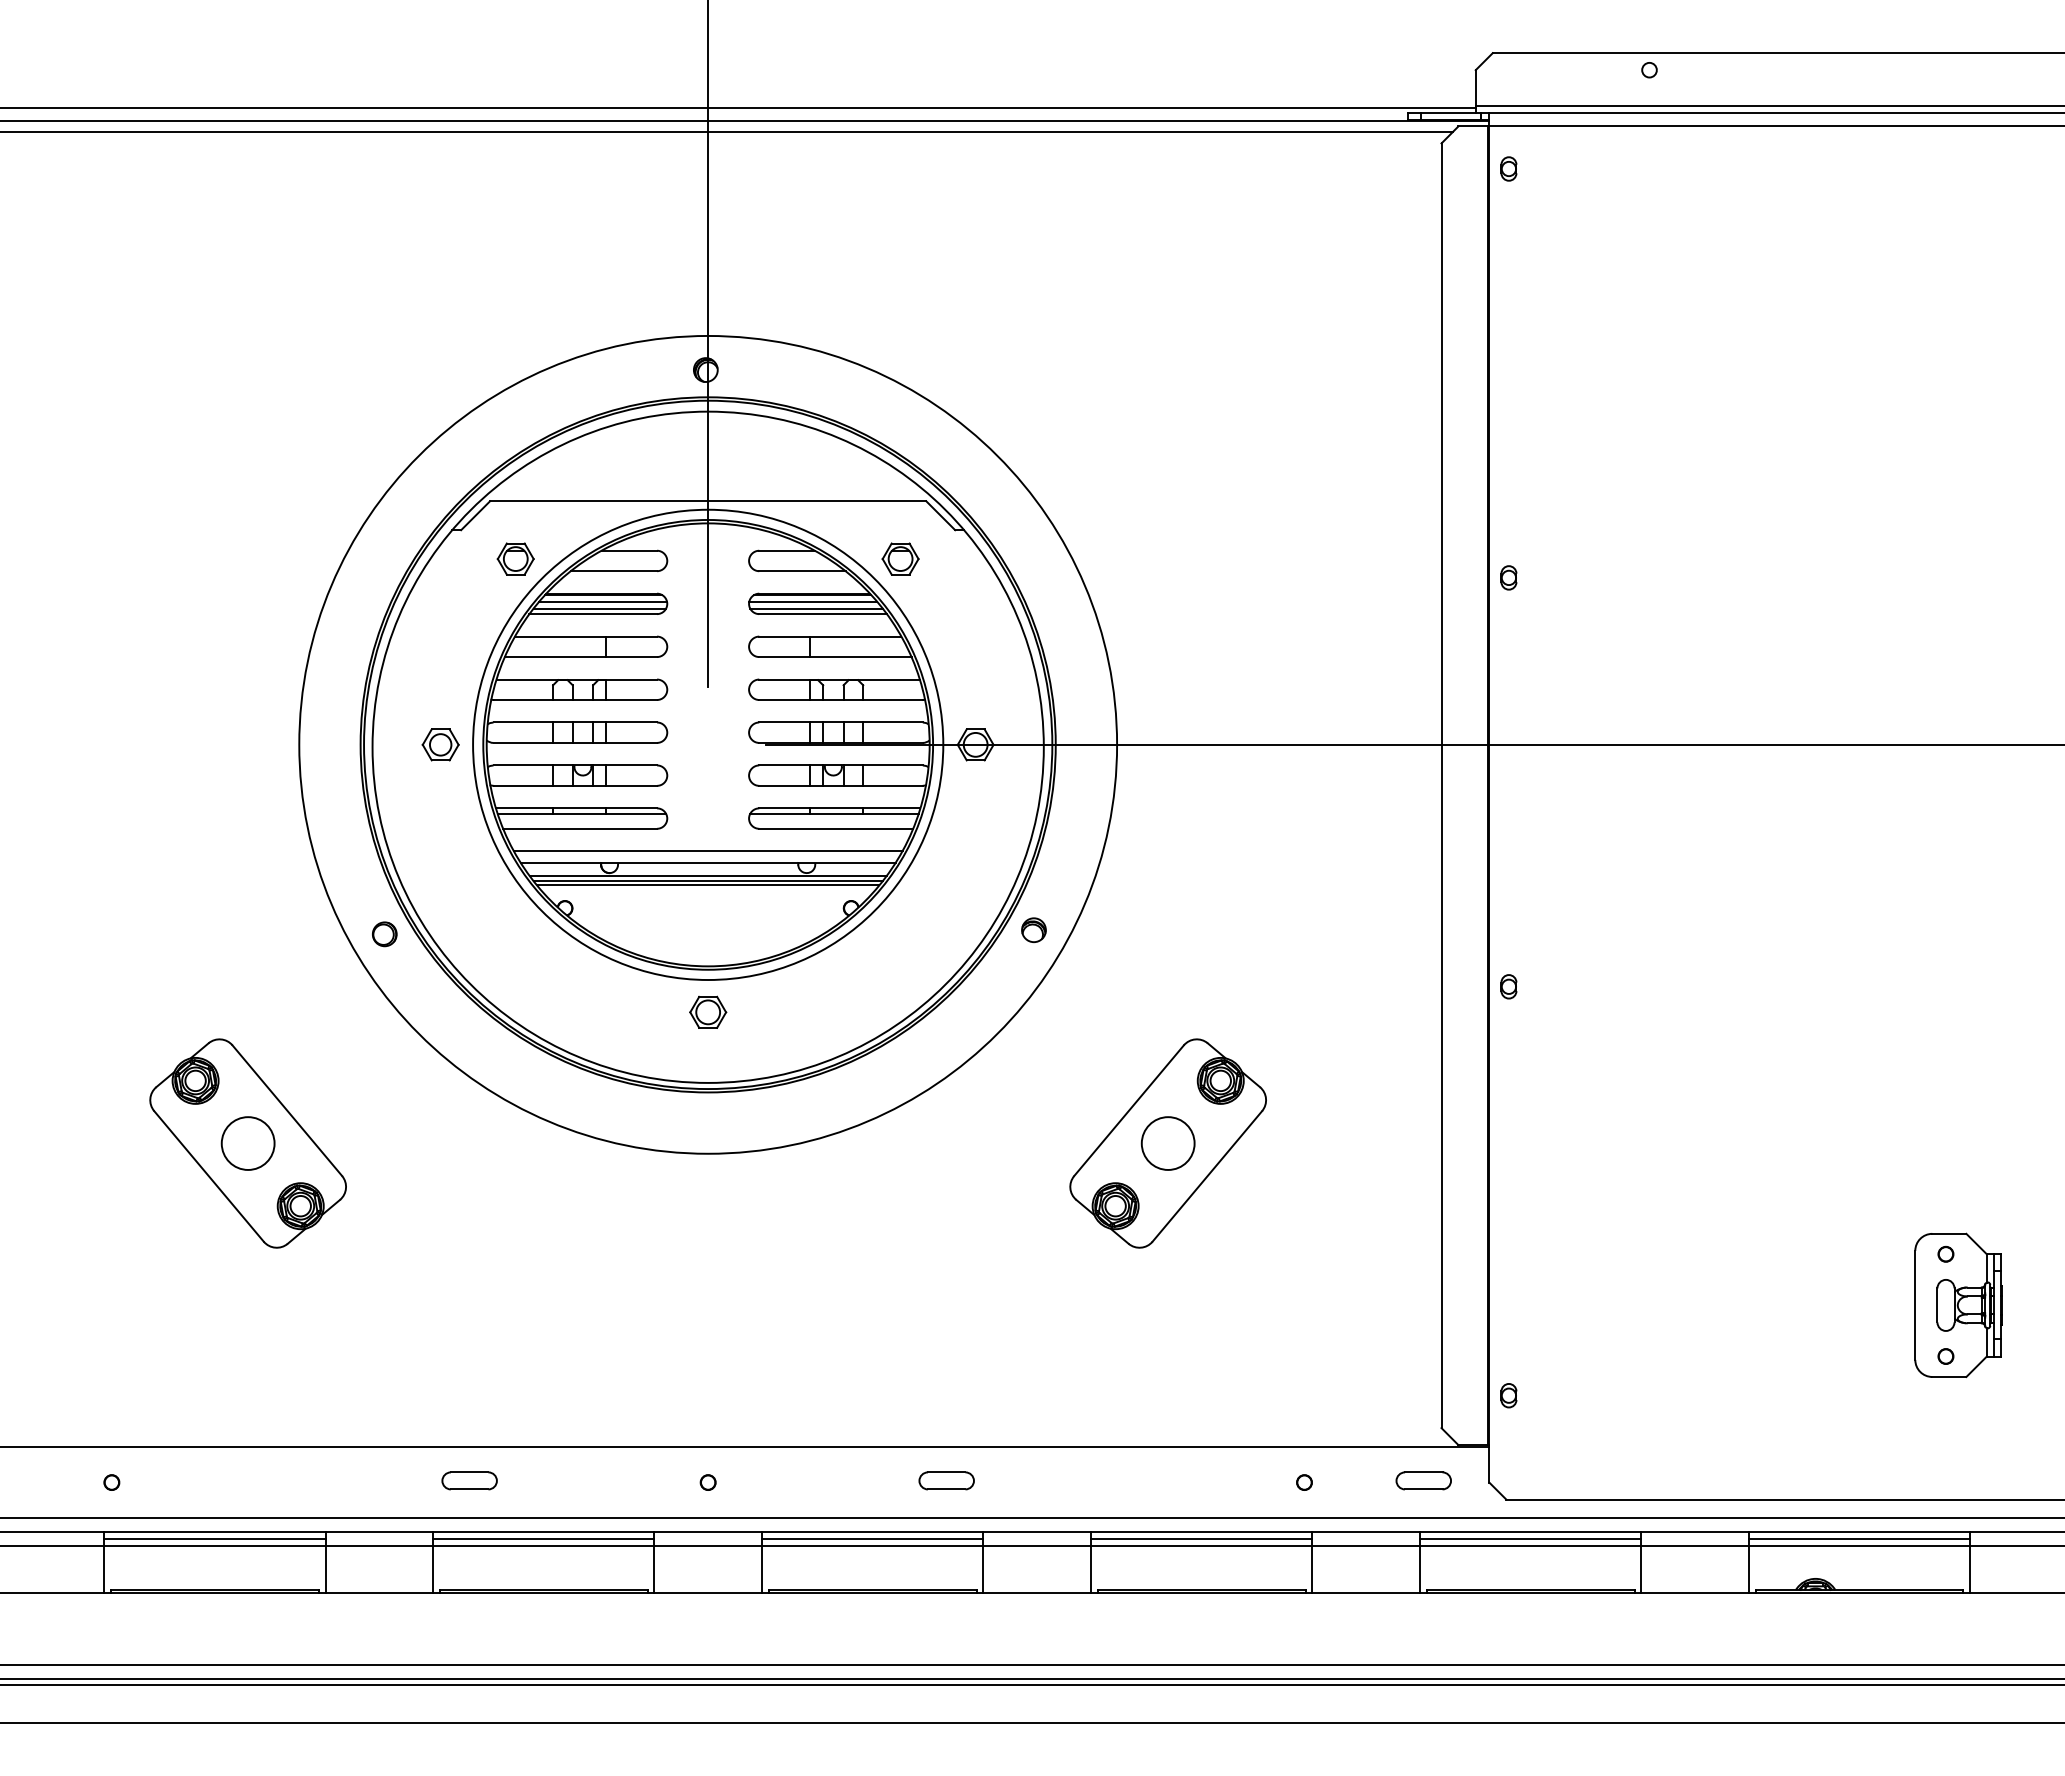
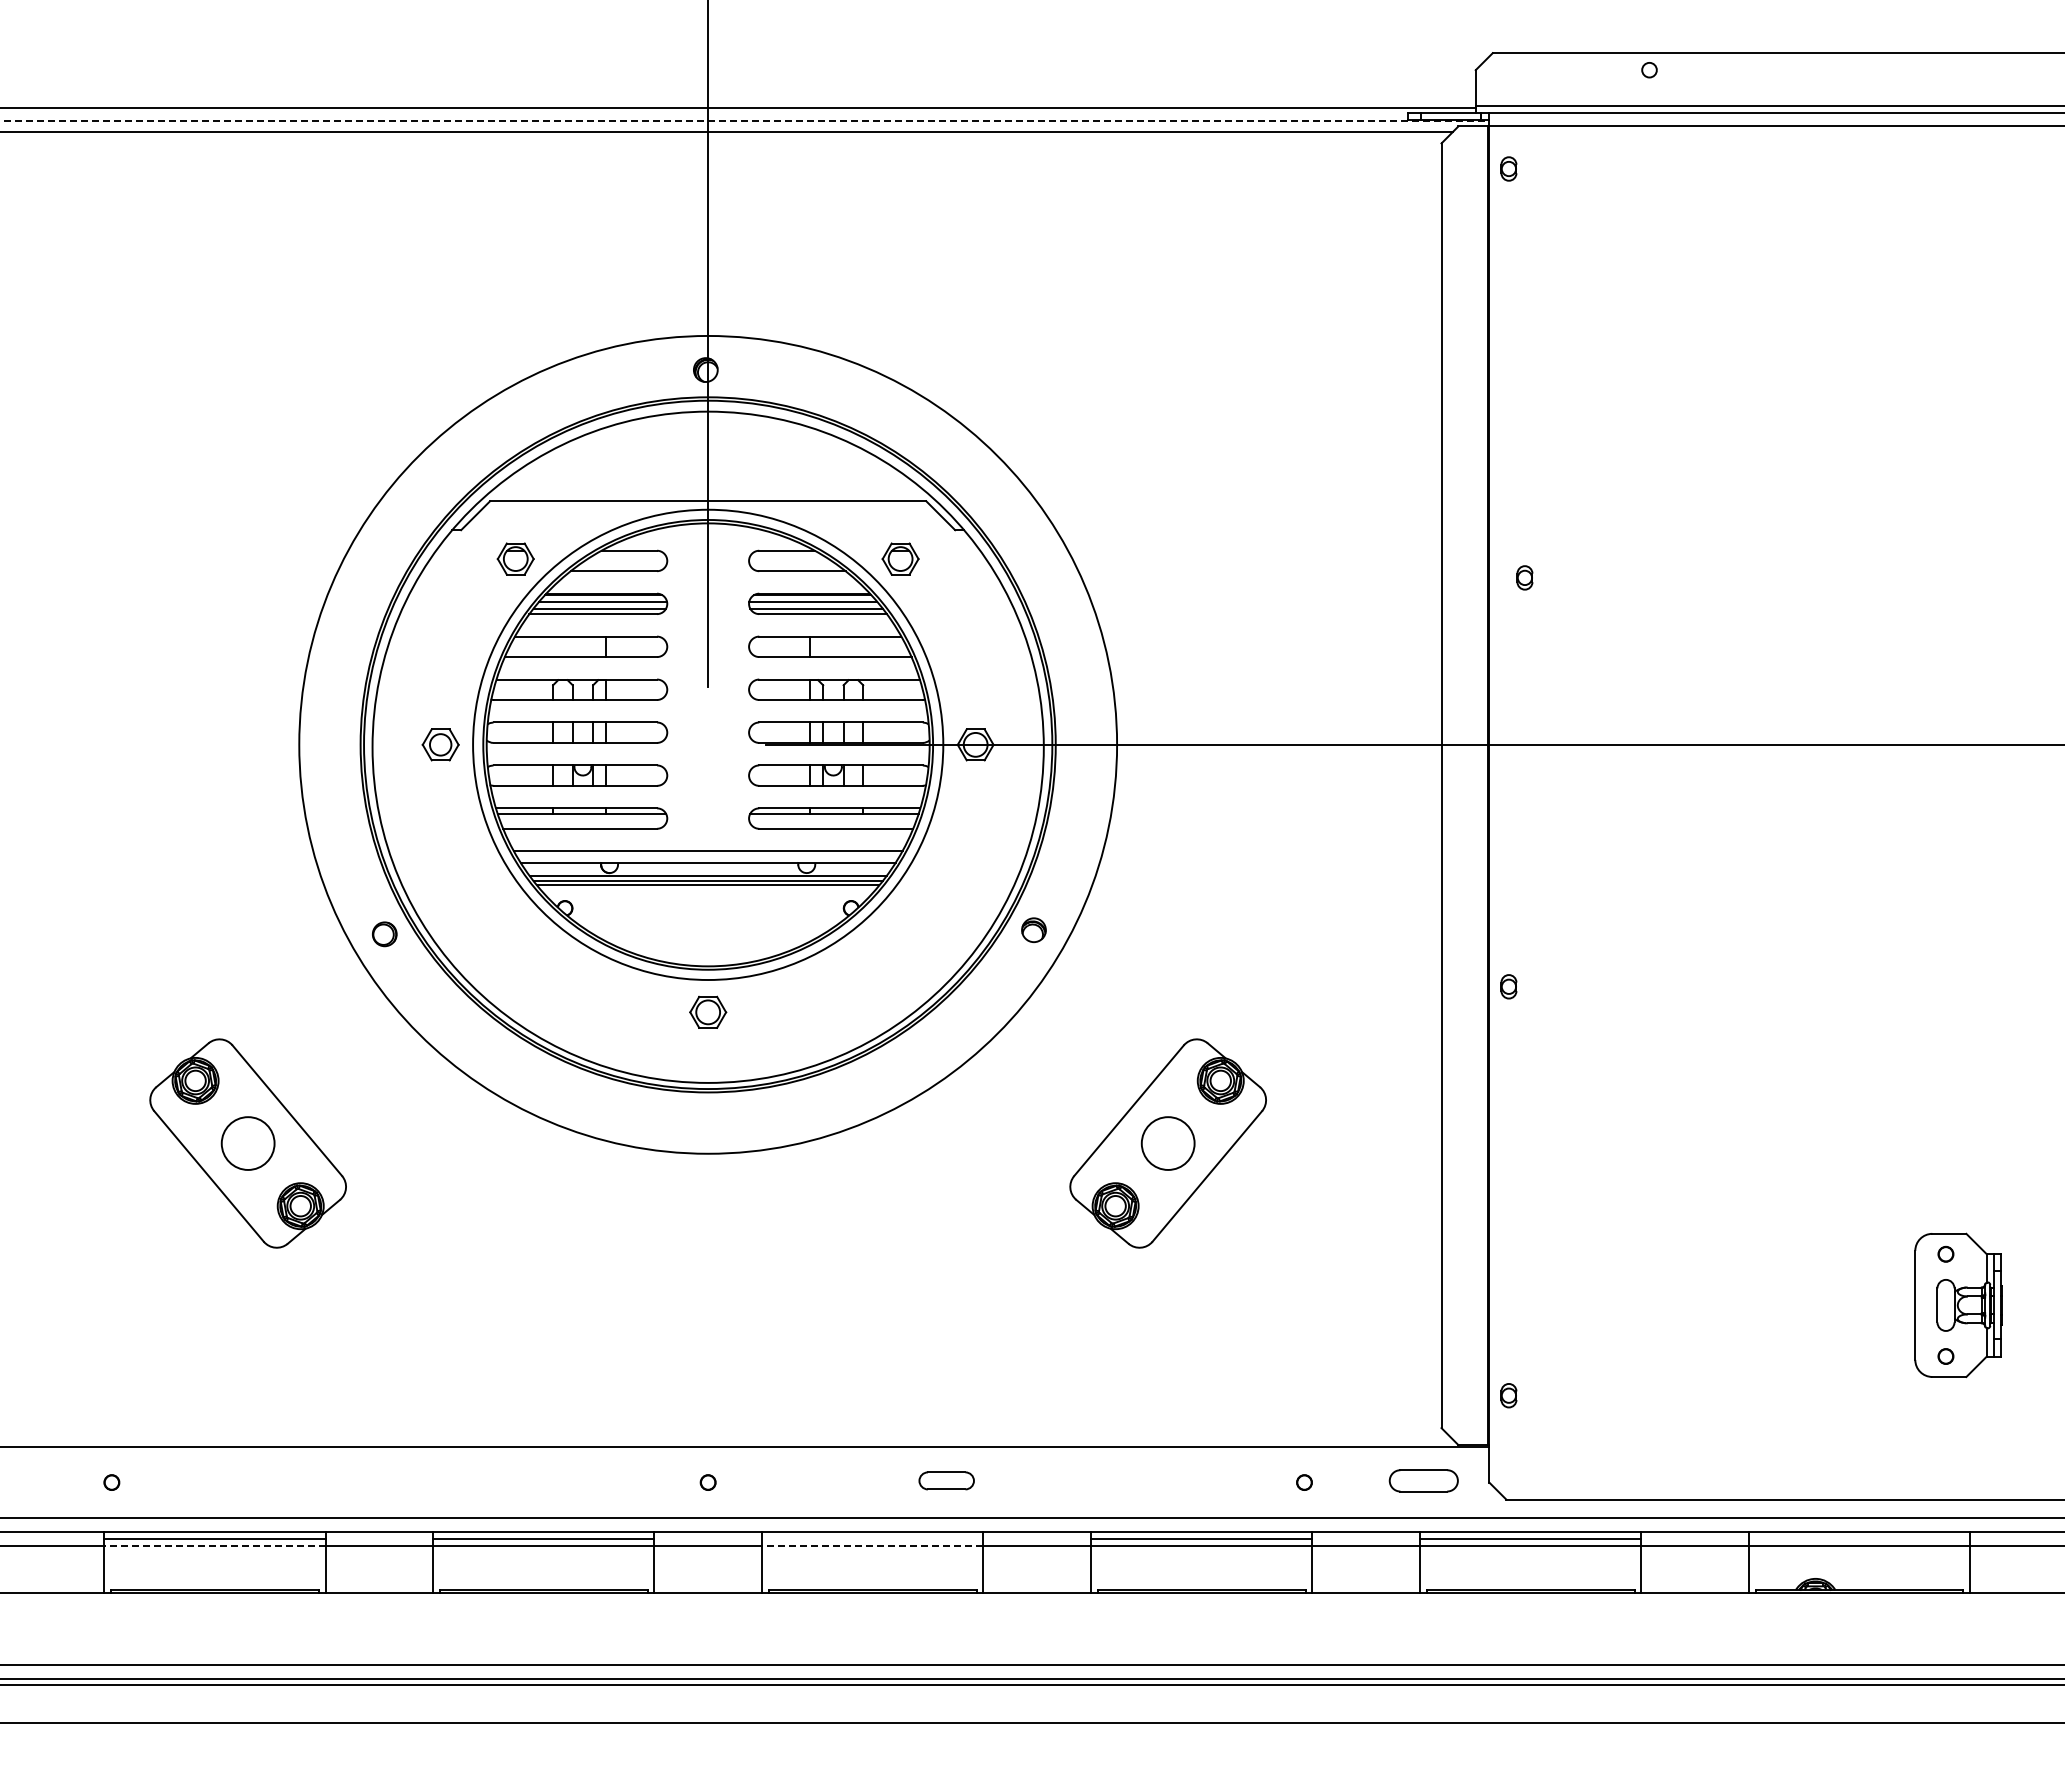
line: solid -> dashed (745, 121)
part position: (1508, 577) -> (1524, 577) (1524, 577)
part: present -> none (469, 1480)
part size: 57x20 px -> 71x24 px (1423, 1480)
line: present -> none (872, 1538)
line: present -> none (1859, 1538)
line: solid -> dashed (214, 1545)
line: solid -> dashed (872, 1545)
